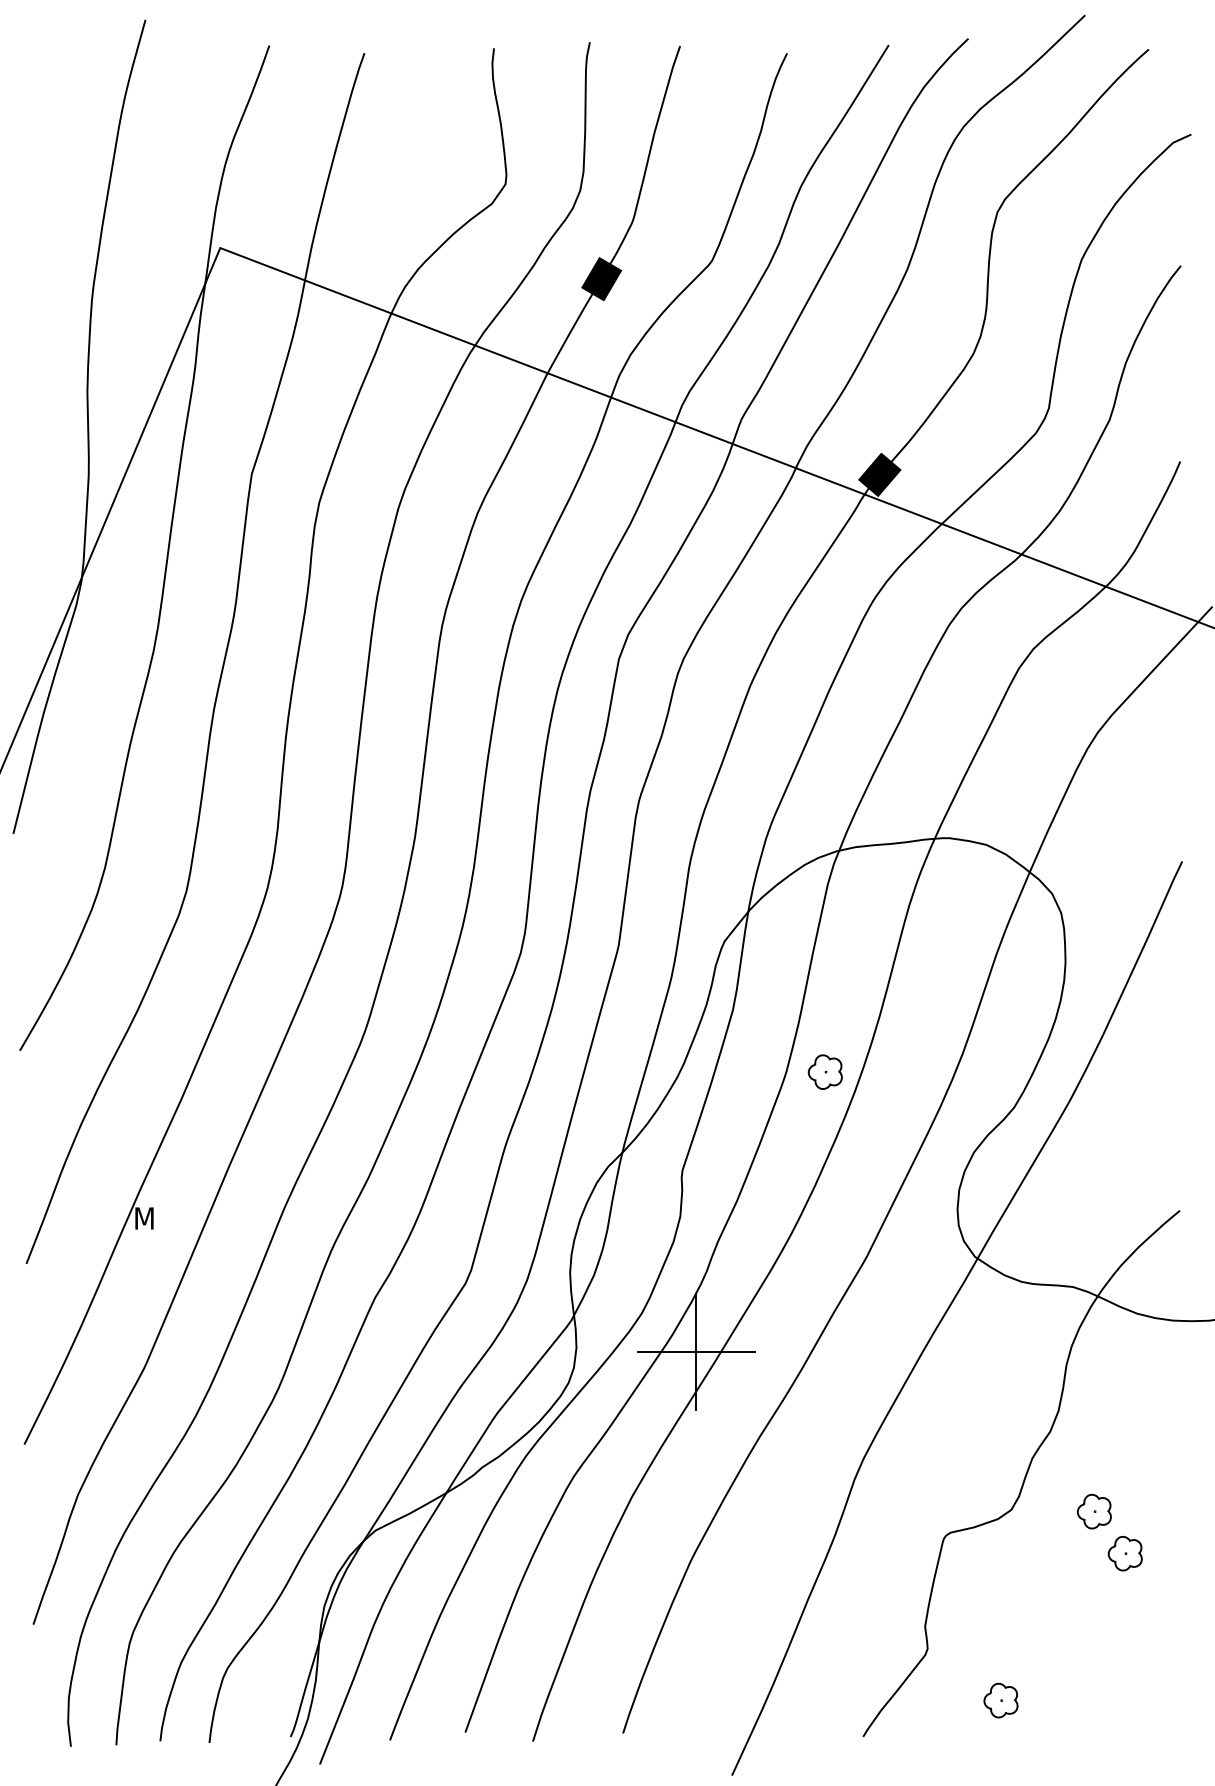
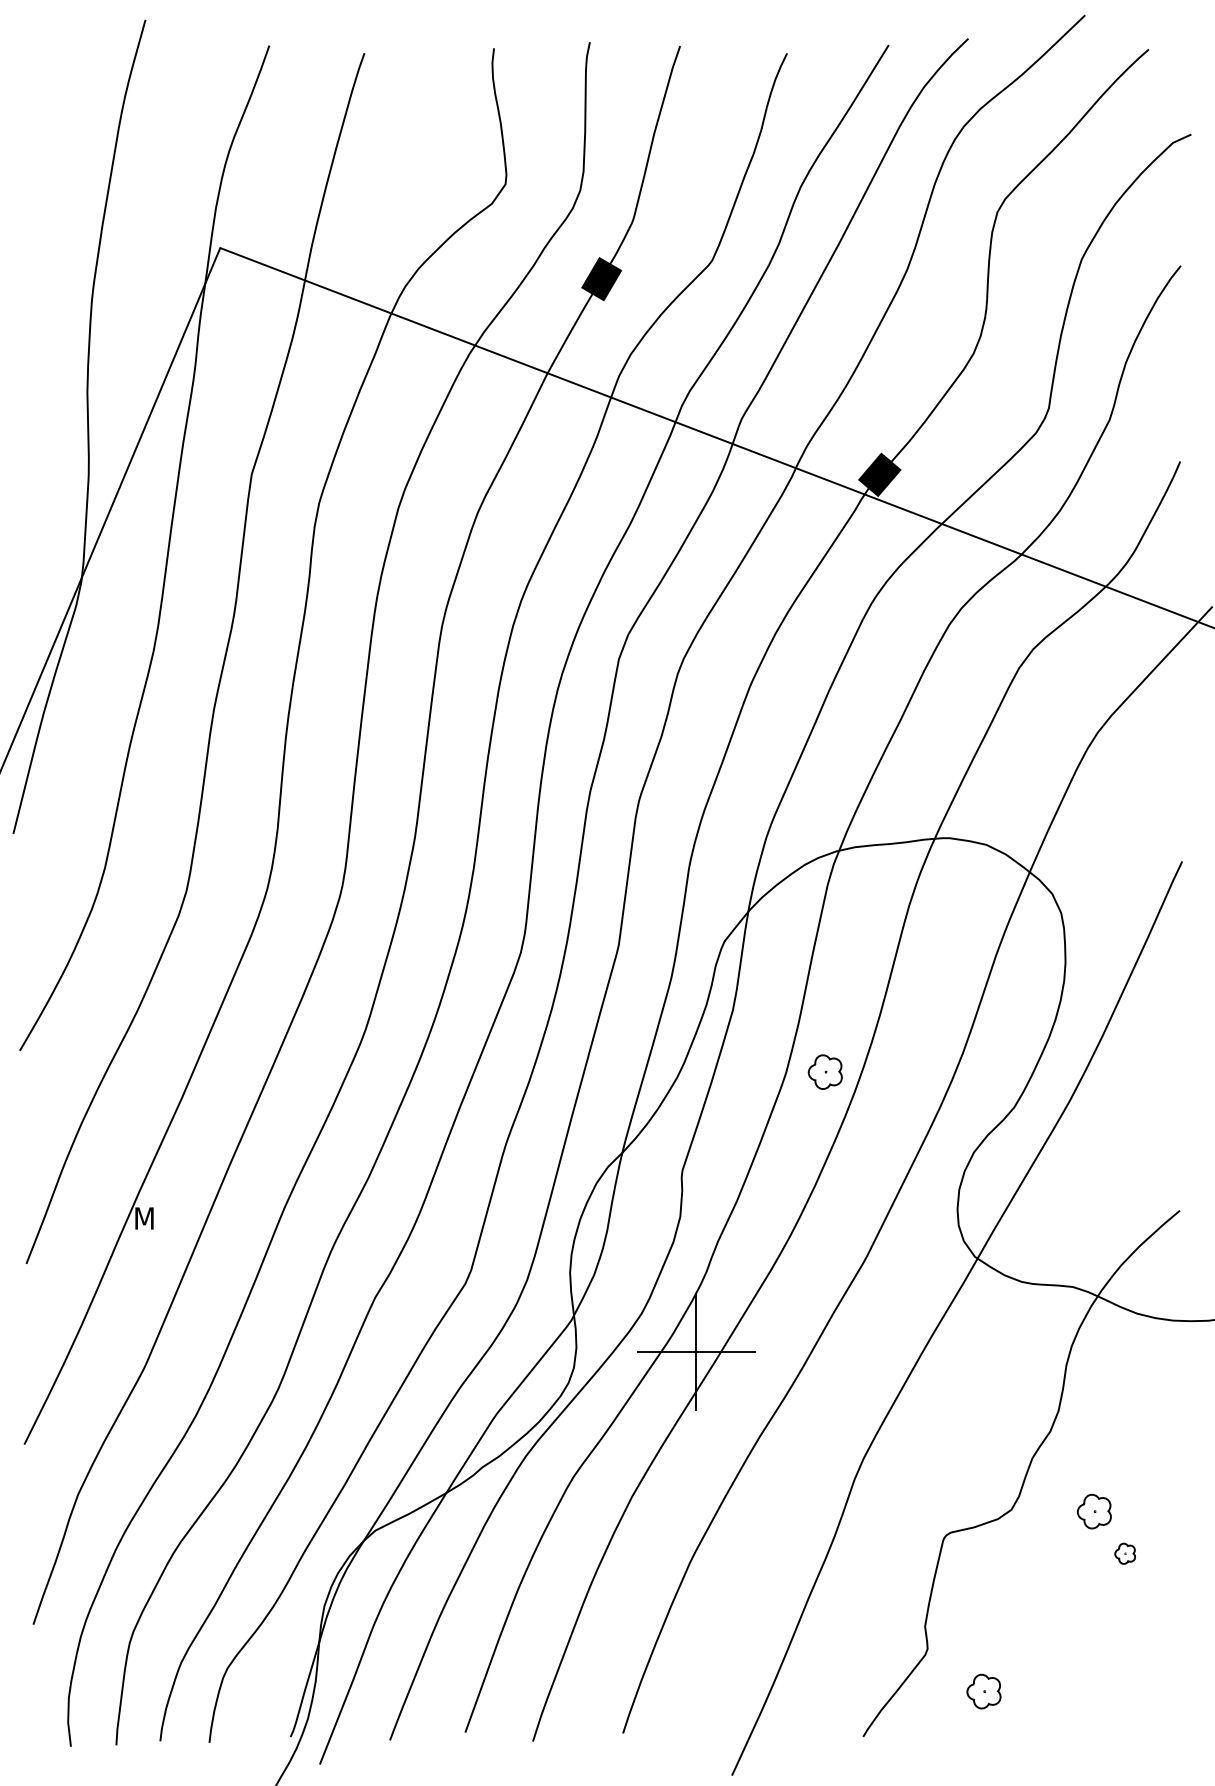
part size: 36x36 px -> 22x23 px (1124, 1553)
part position: (1000, 1700) -> (983, 1691) (983, 1691)
